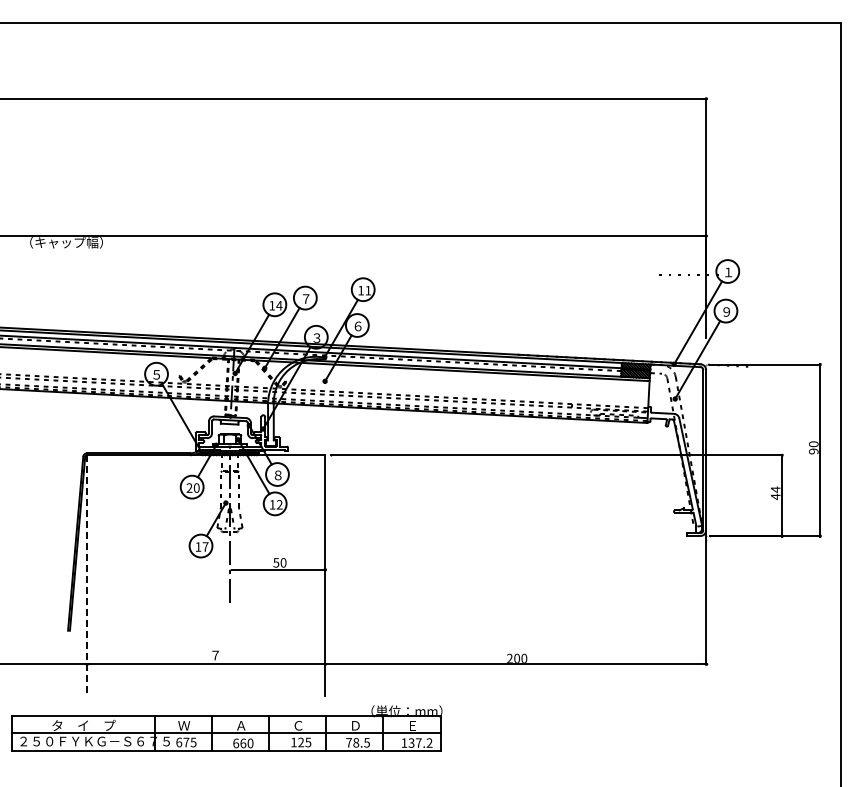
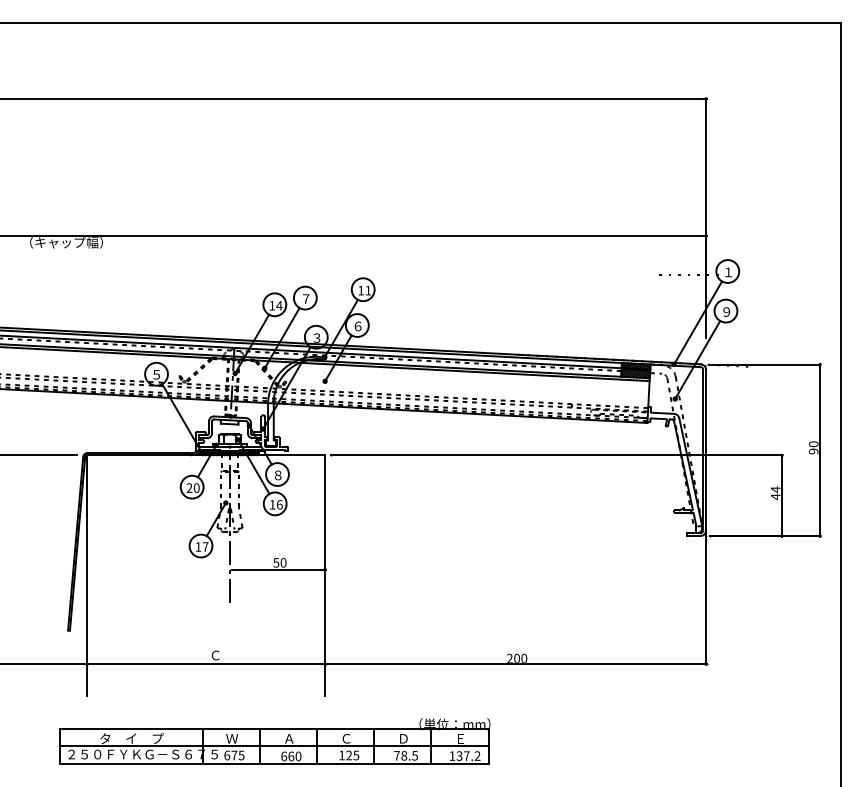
line: none -> present (39, 455)
text: 12 -> 16 (279, 504)
line: dashed -> solid (87, 575)
text: ７ -> Ｃ (215, 655)
part position: (226, 728) -> (274, 741) (274, 741)
